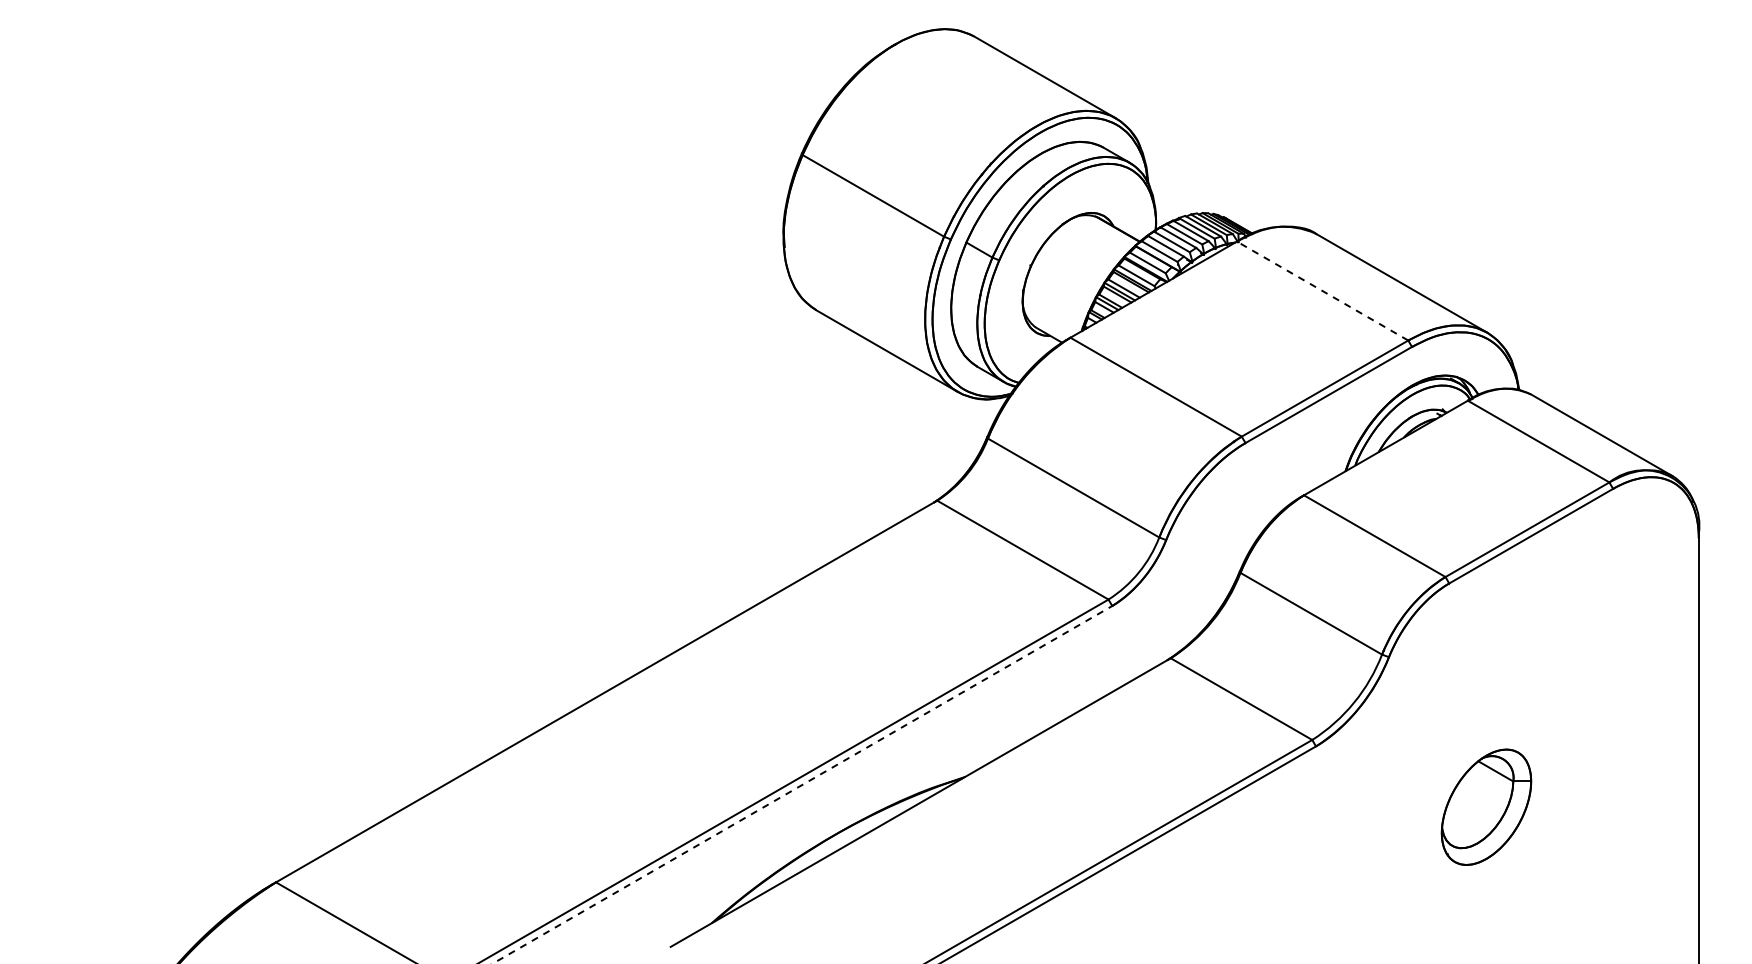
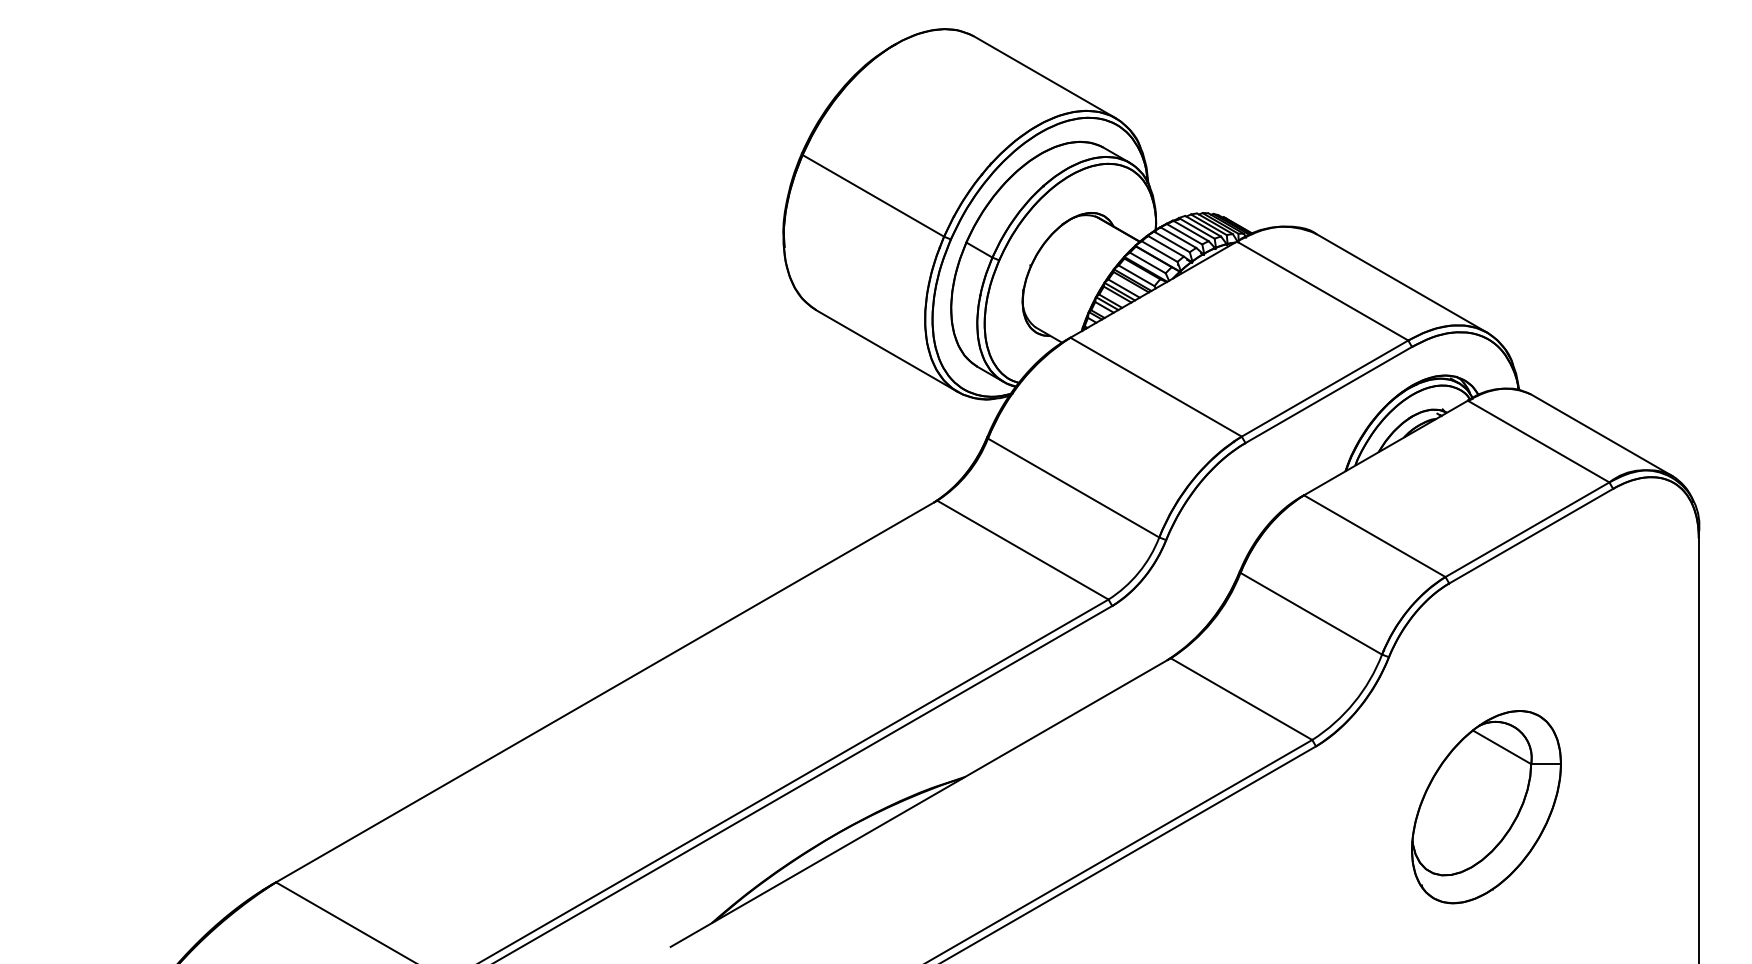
line: dashed -> solid (1322, 291)
line: dashed -> solid (802, 784)
part size: 93x118 px -> 151x195 px (1486, 807)
